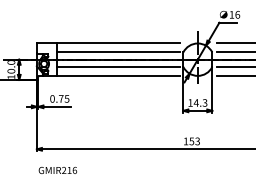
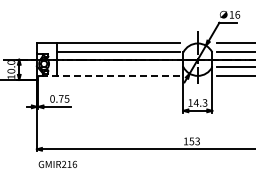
line: present -> none (118, 66)
line: solid -> dashed (110, 75)
text position: (57, 169) -> (57, 163) (57, 163)
